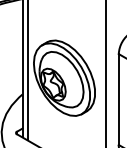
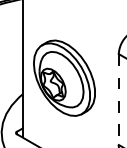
line: present -> none (27, 71)
line: present -> none (106, 73)
line: solid -> dashed (118, 100)
